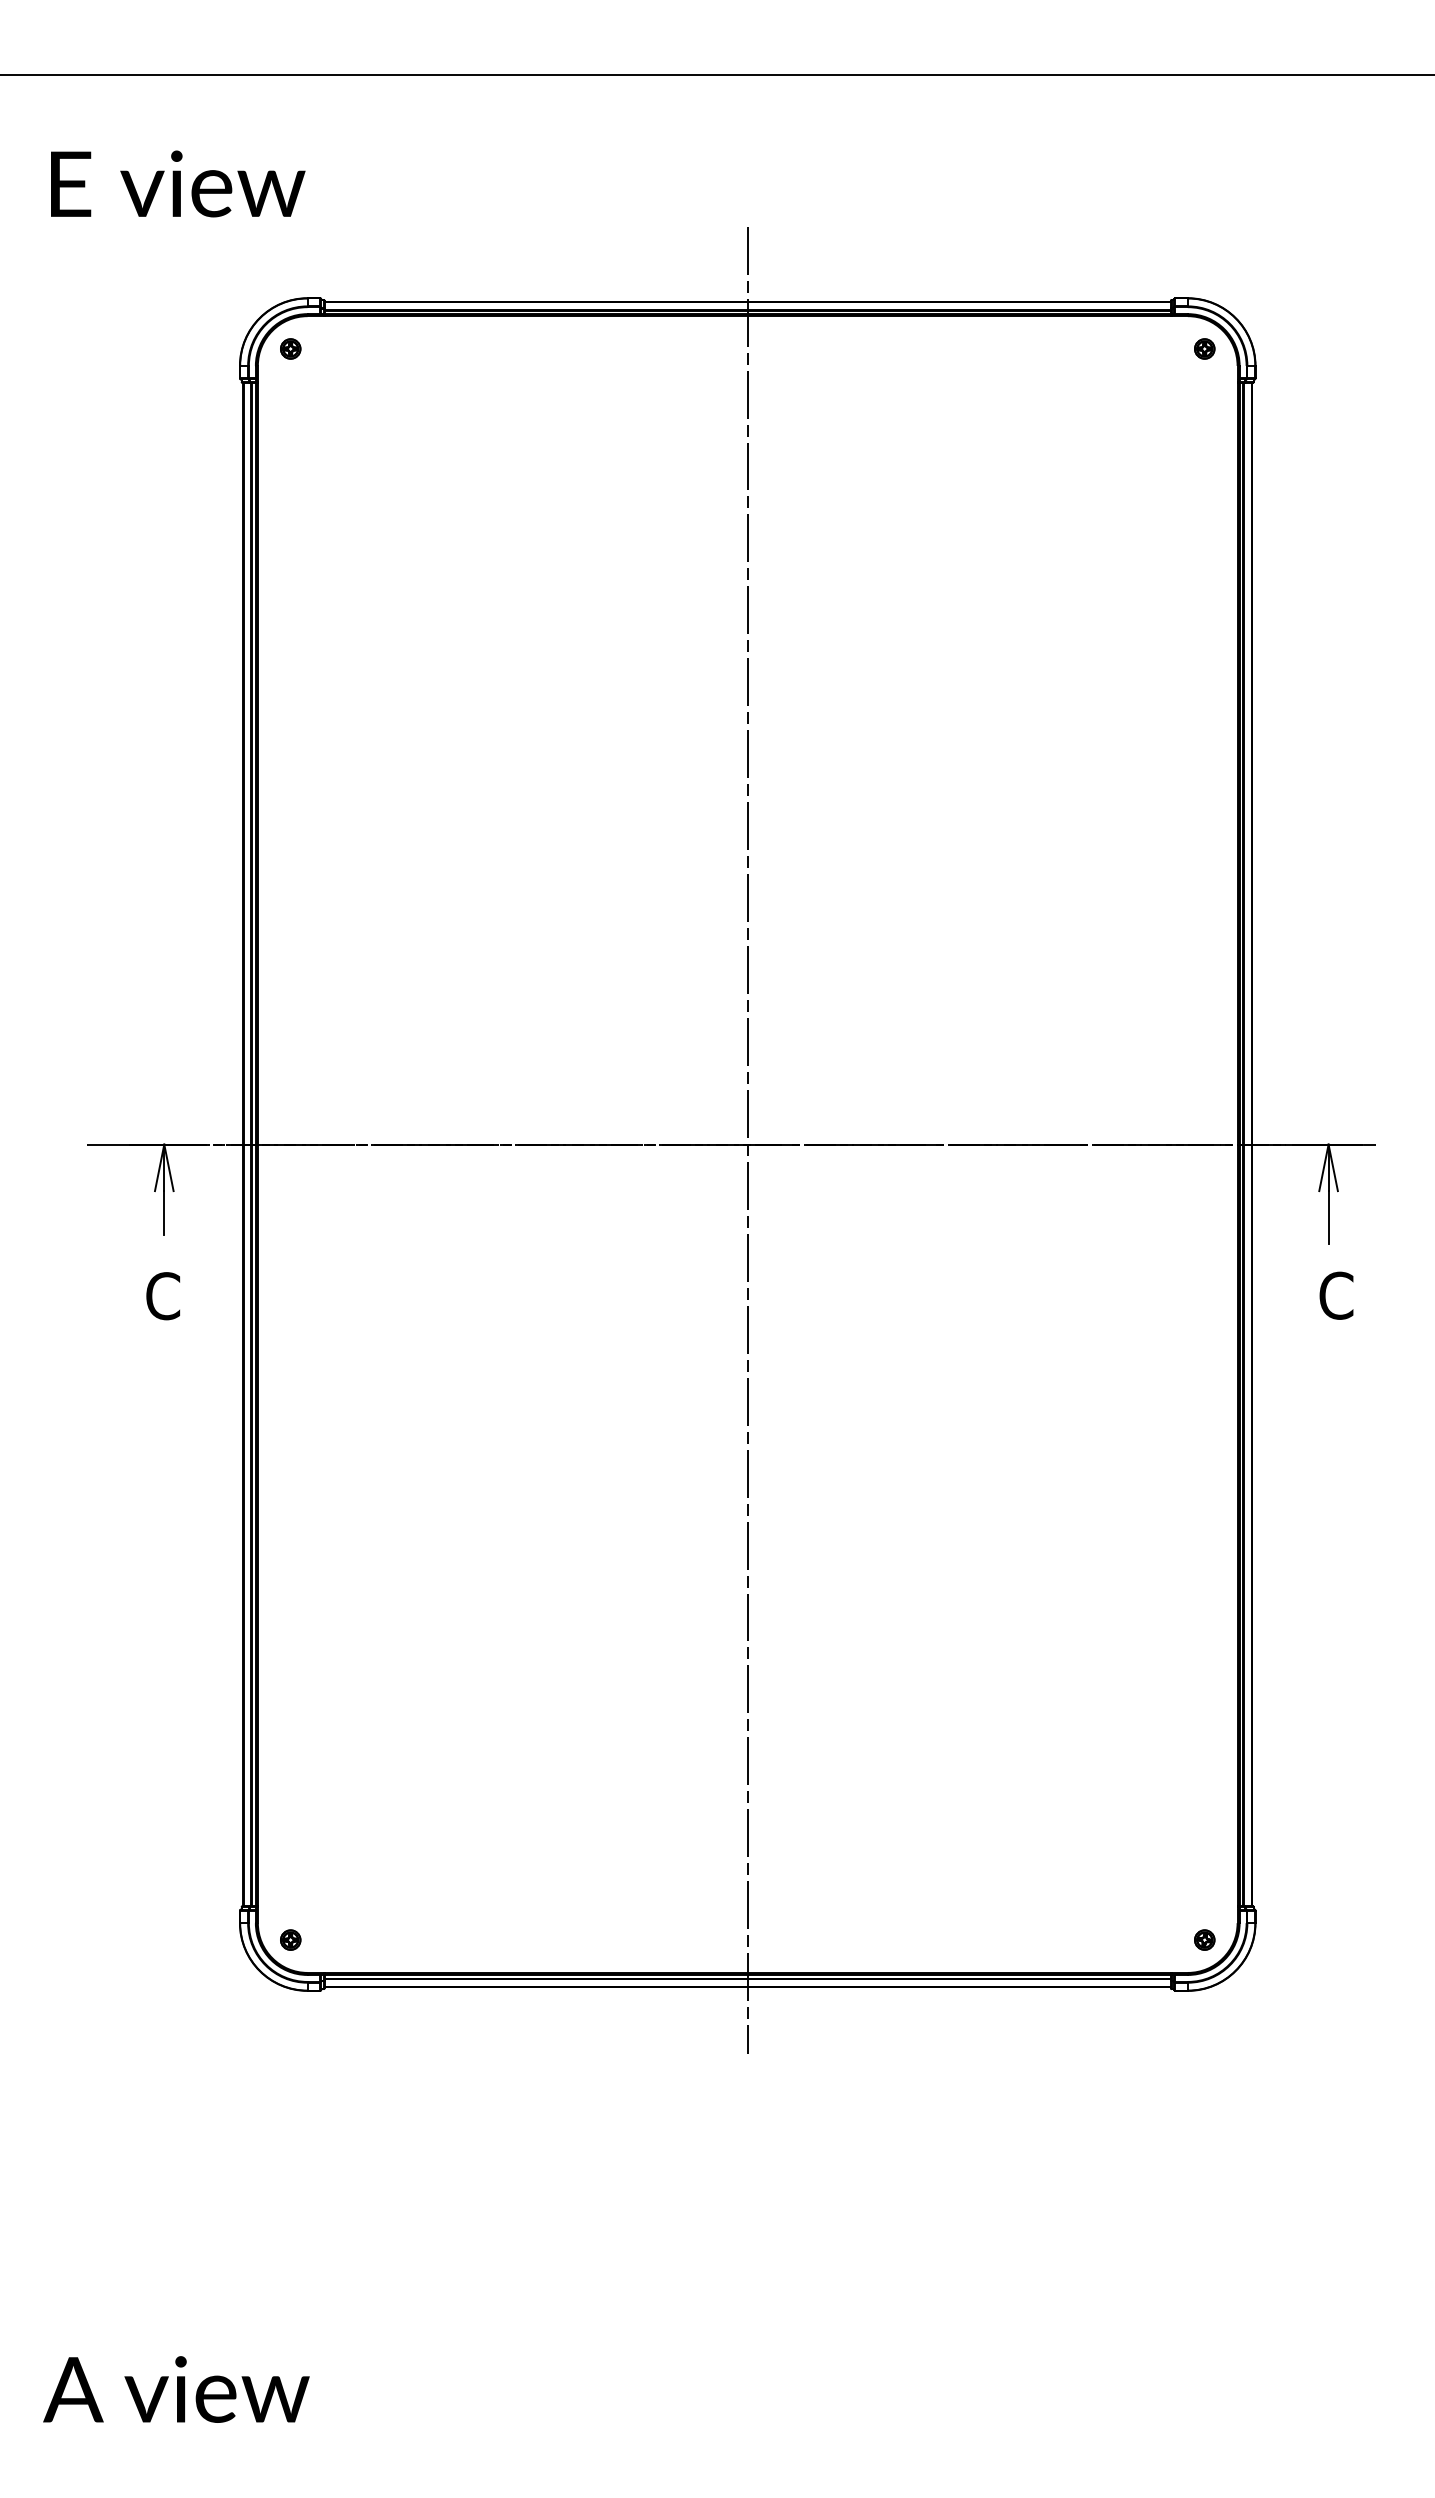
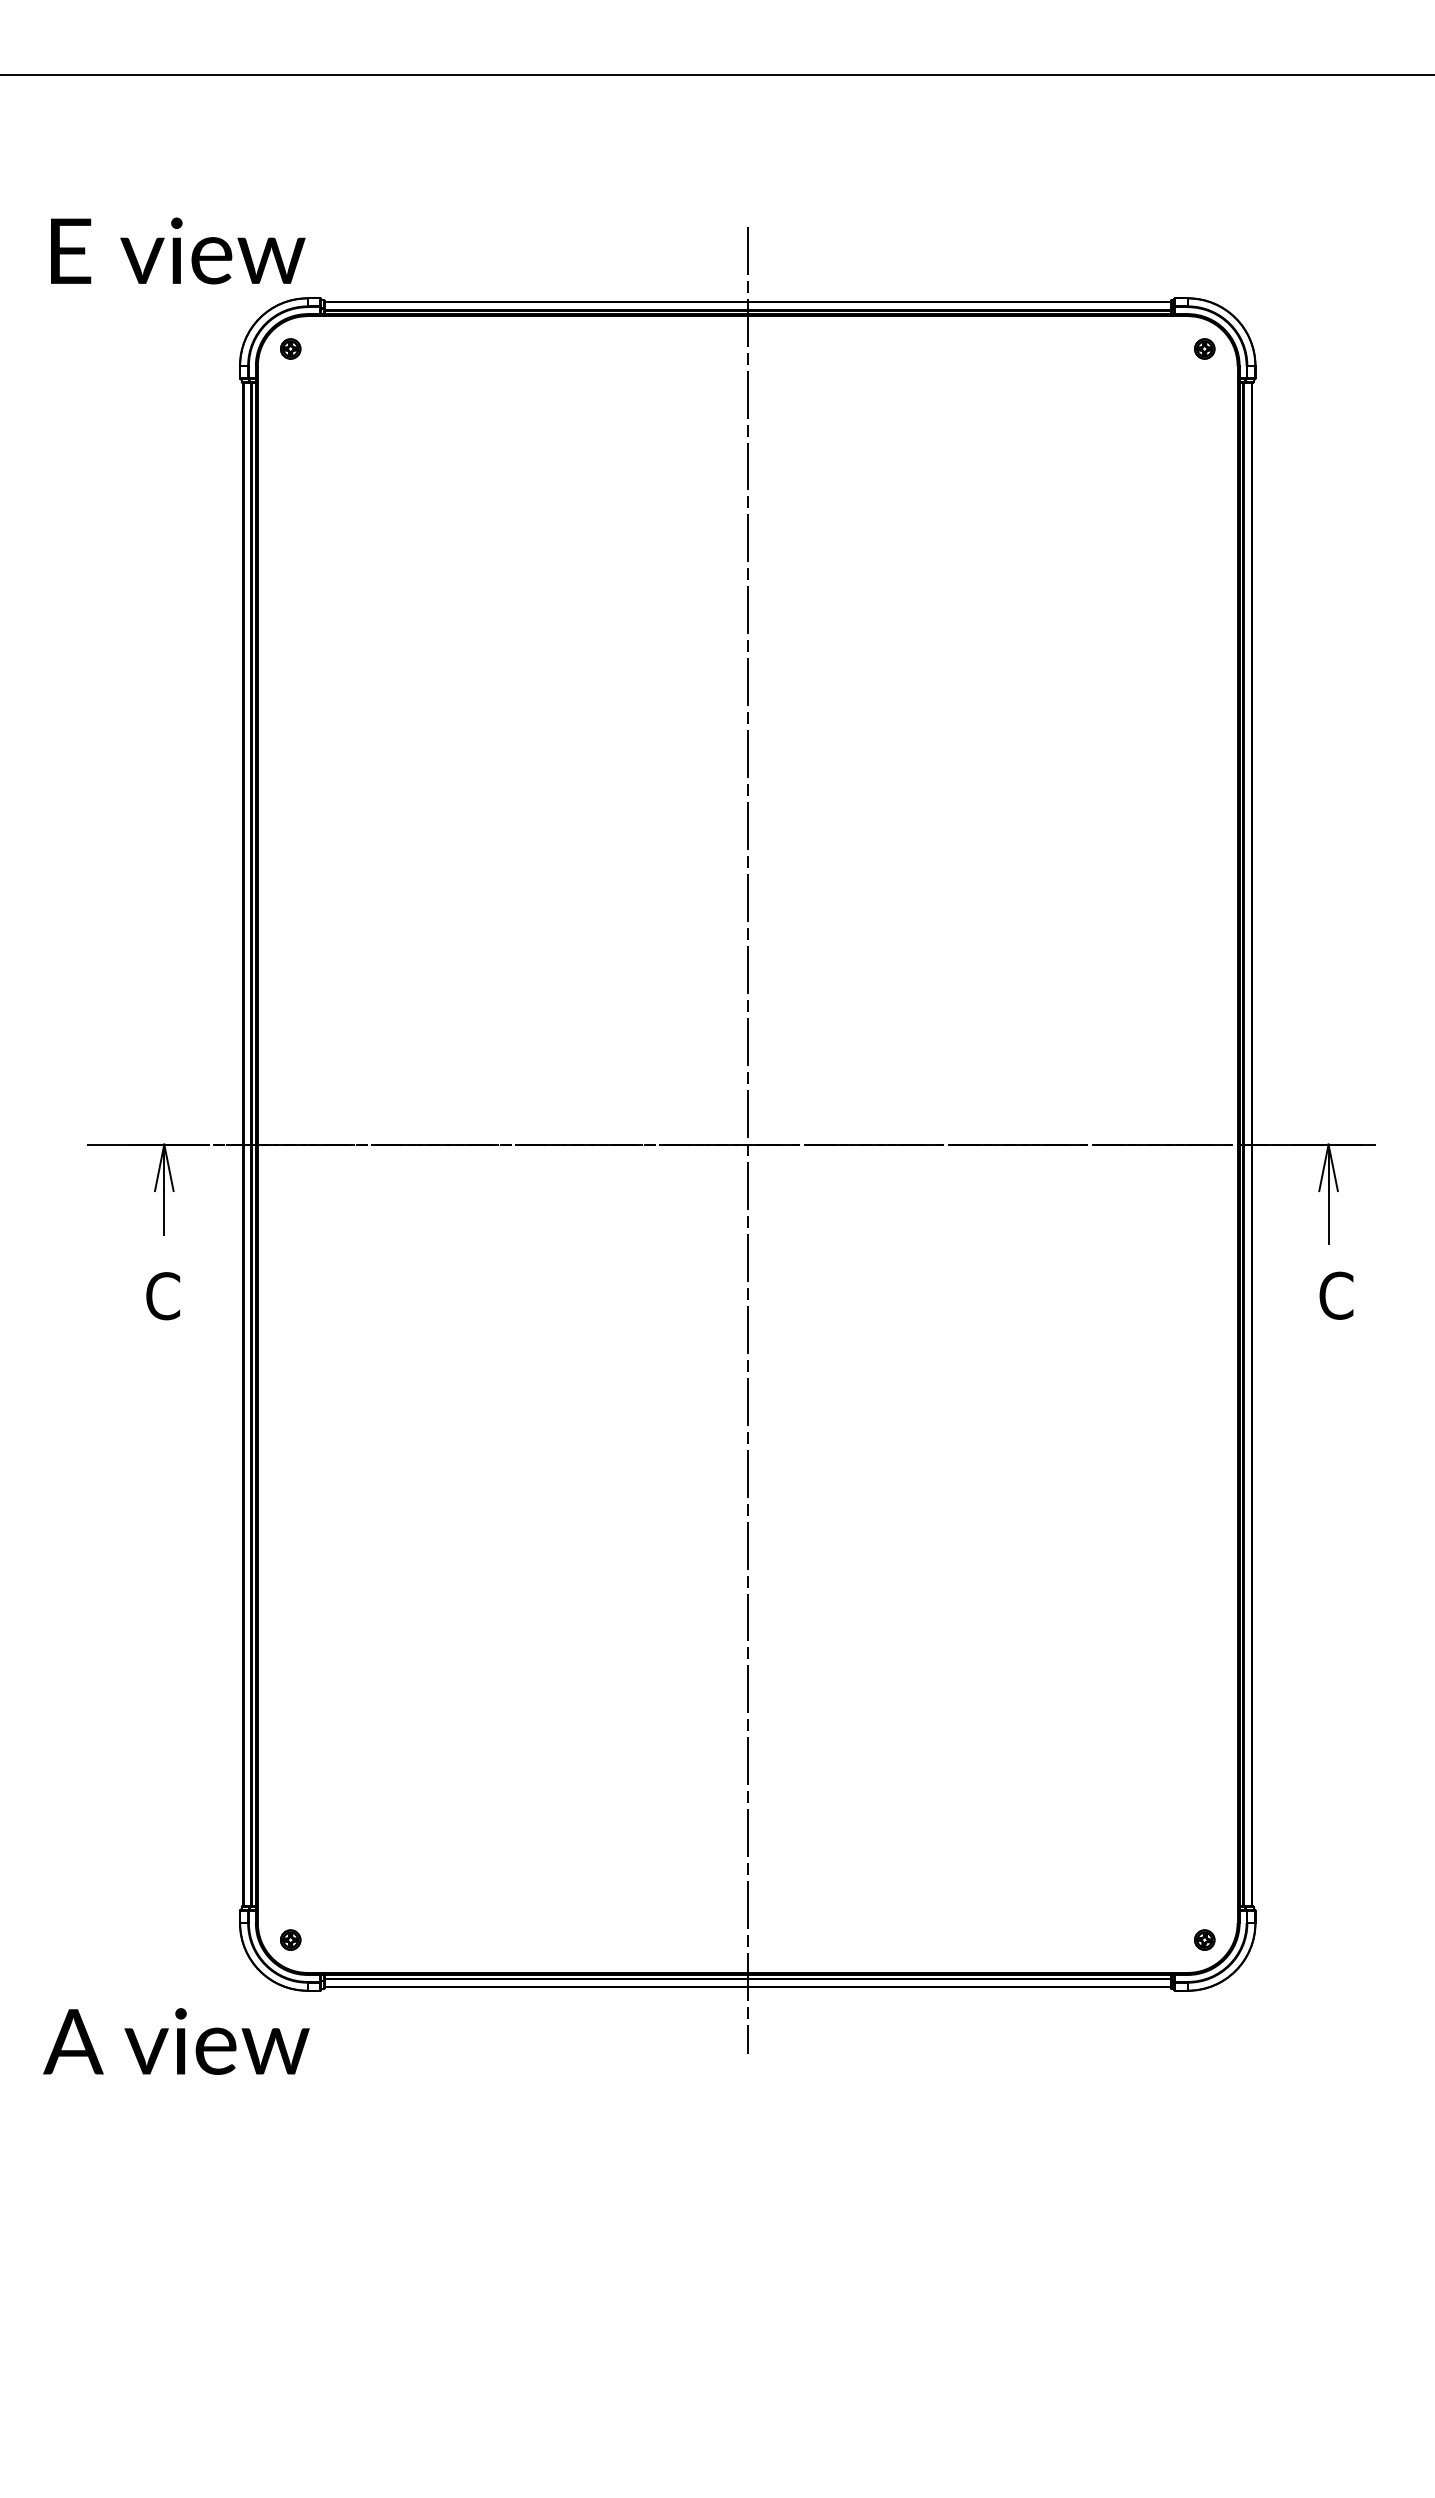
text position: (178, 183) -> (178, 250) (178, 250)
text position: (176, 2389) -> (176, 2041) (176, 2041)
